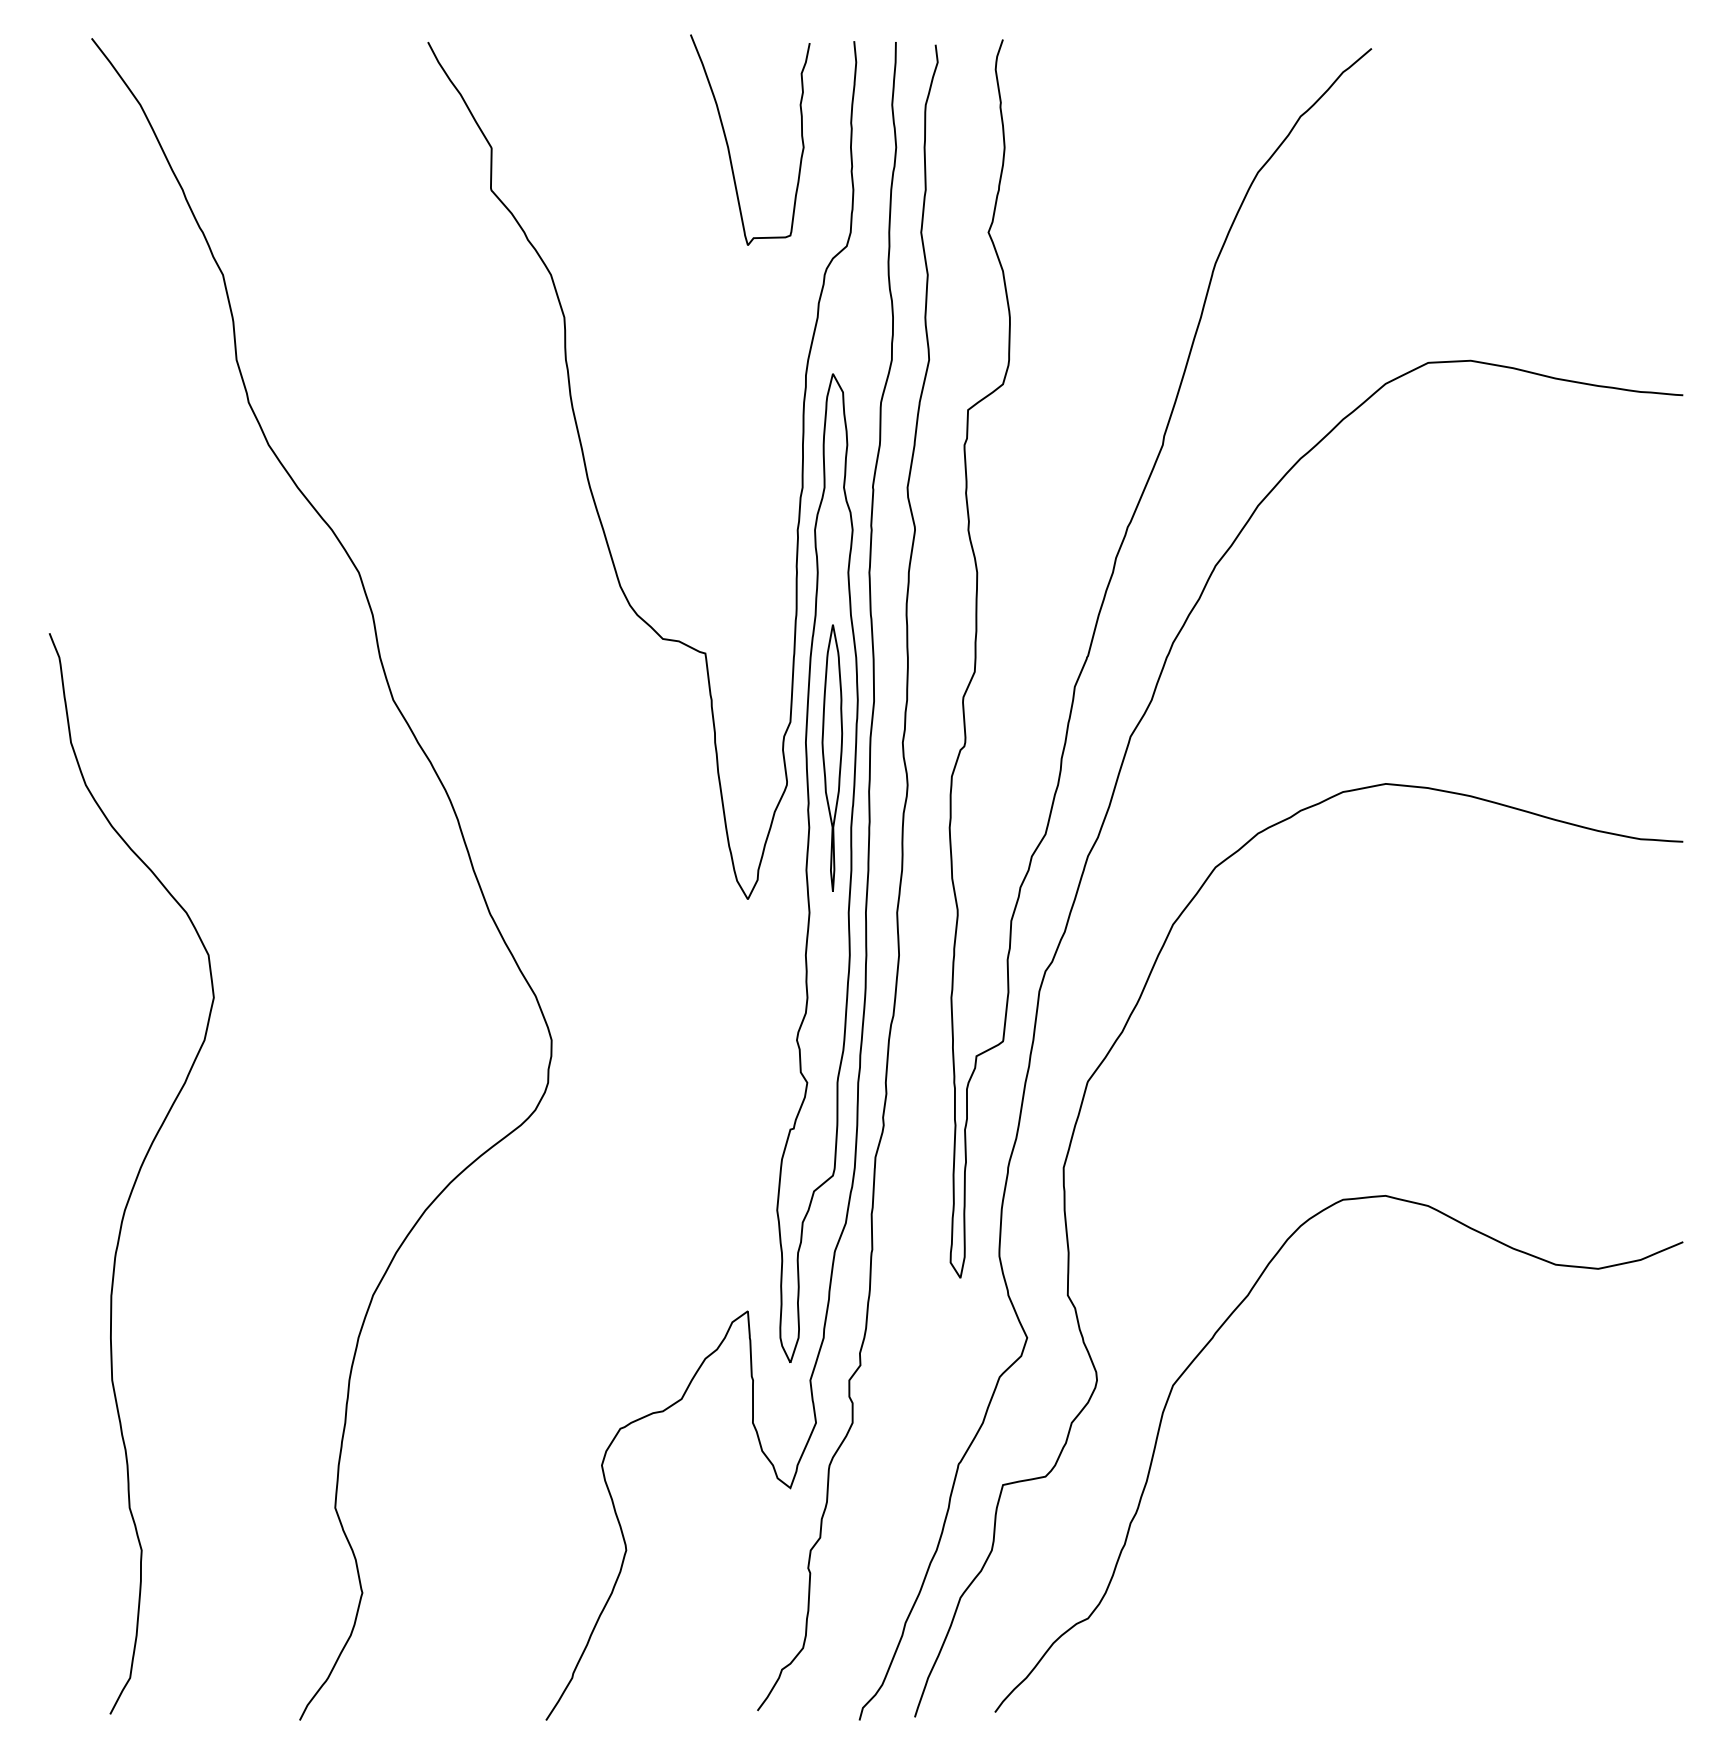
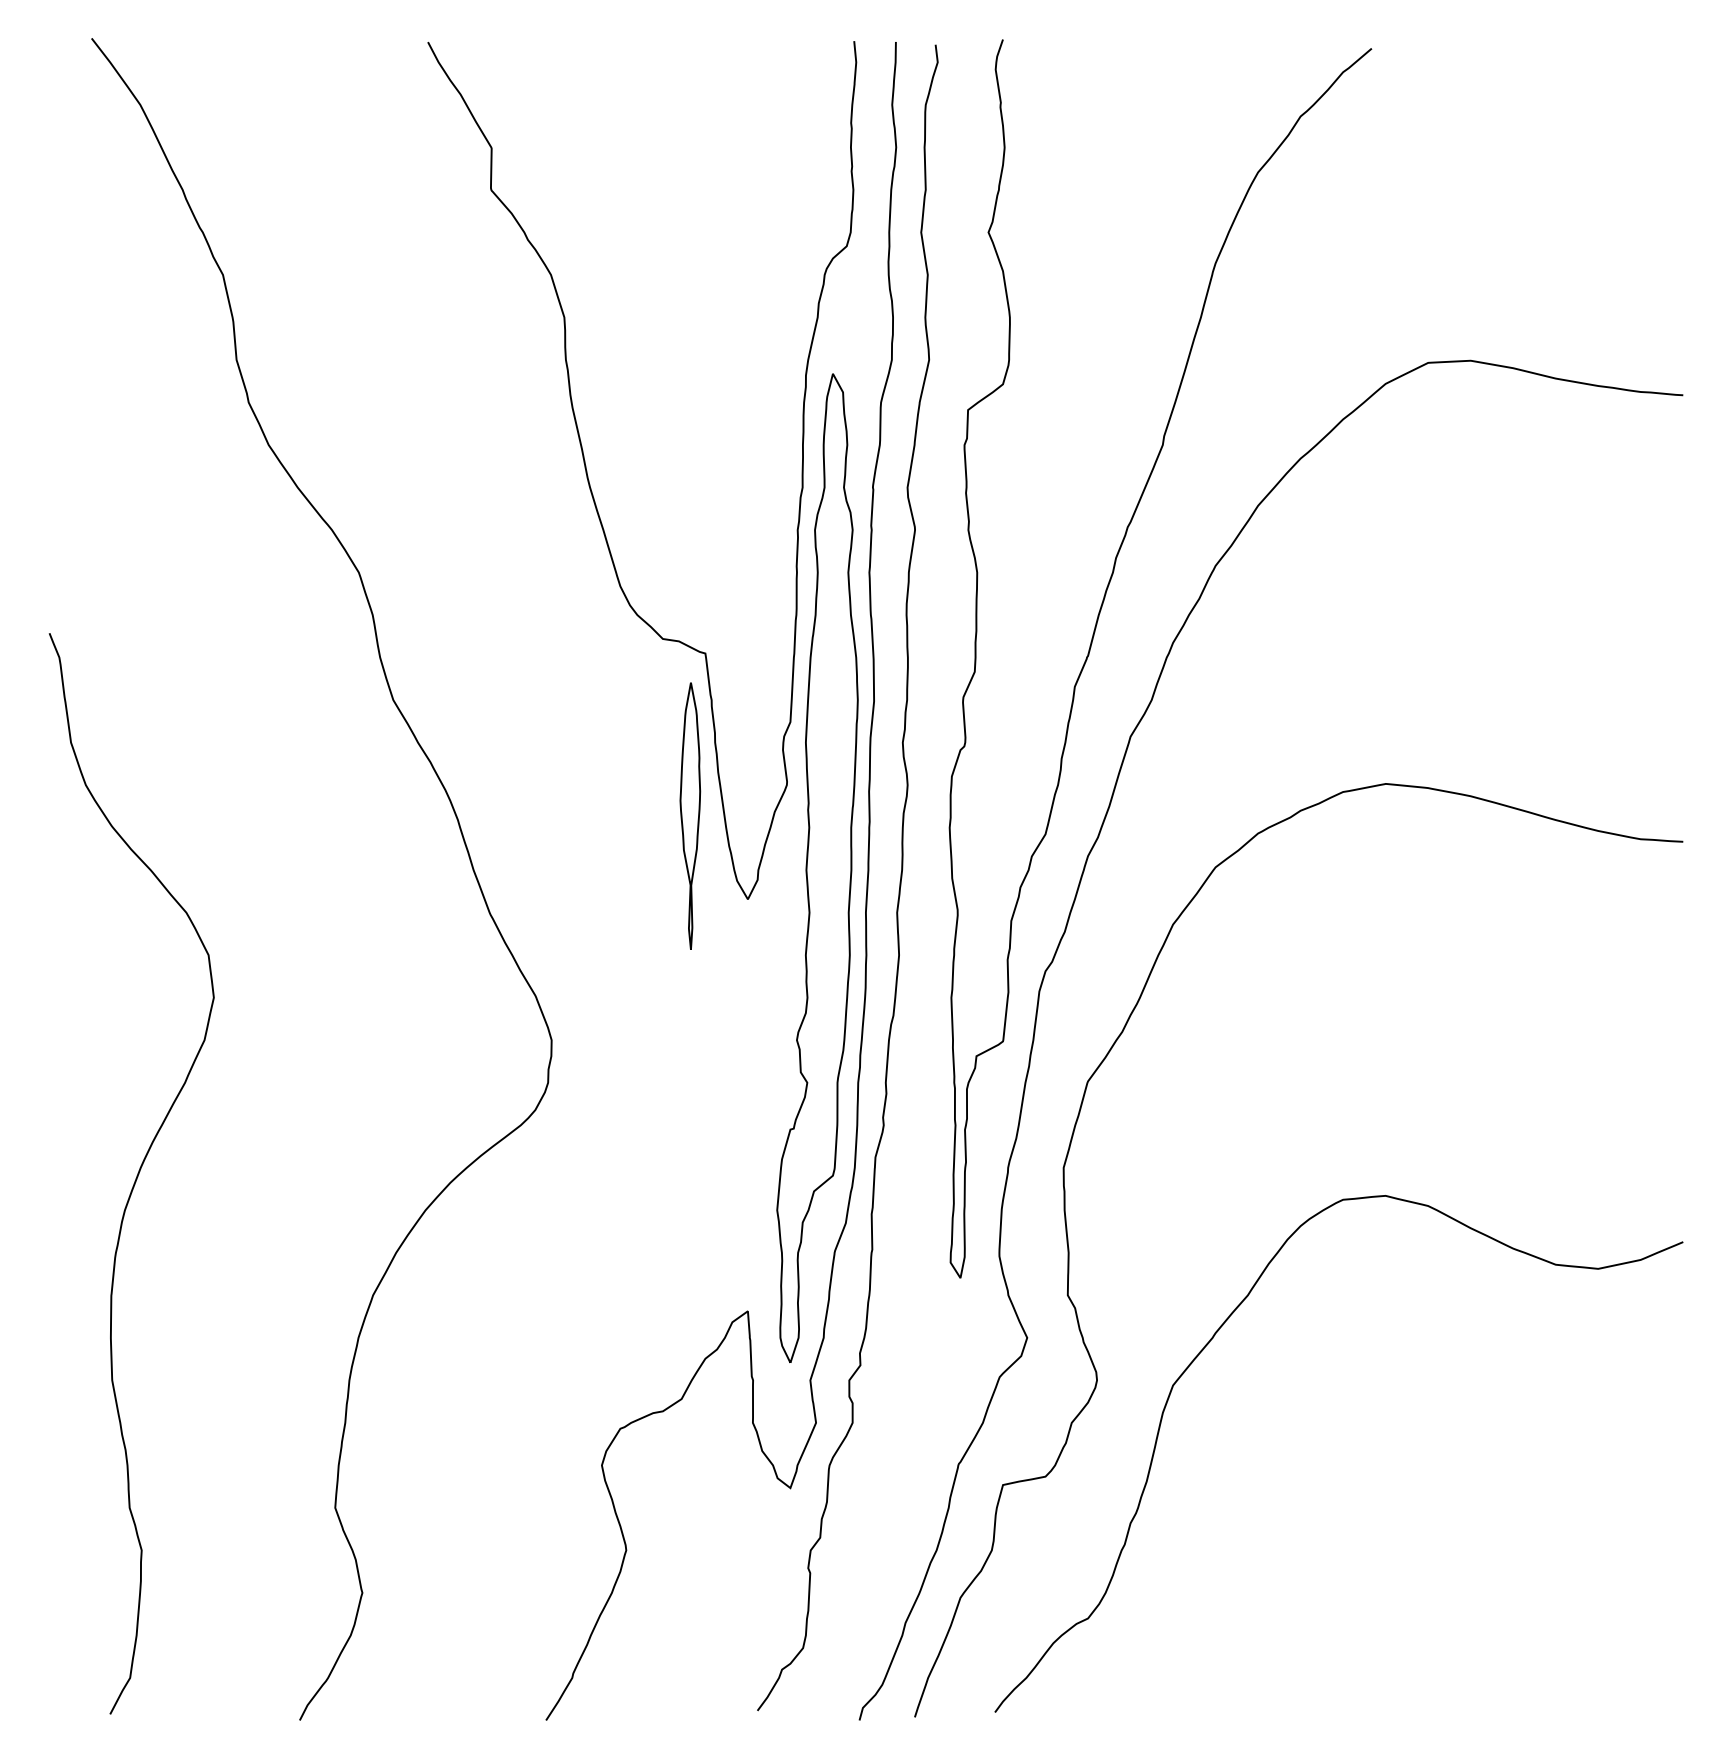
curve: present -> none (728, 144)
part position: (832, 757) -> (690, 815) (690, 815)
